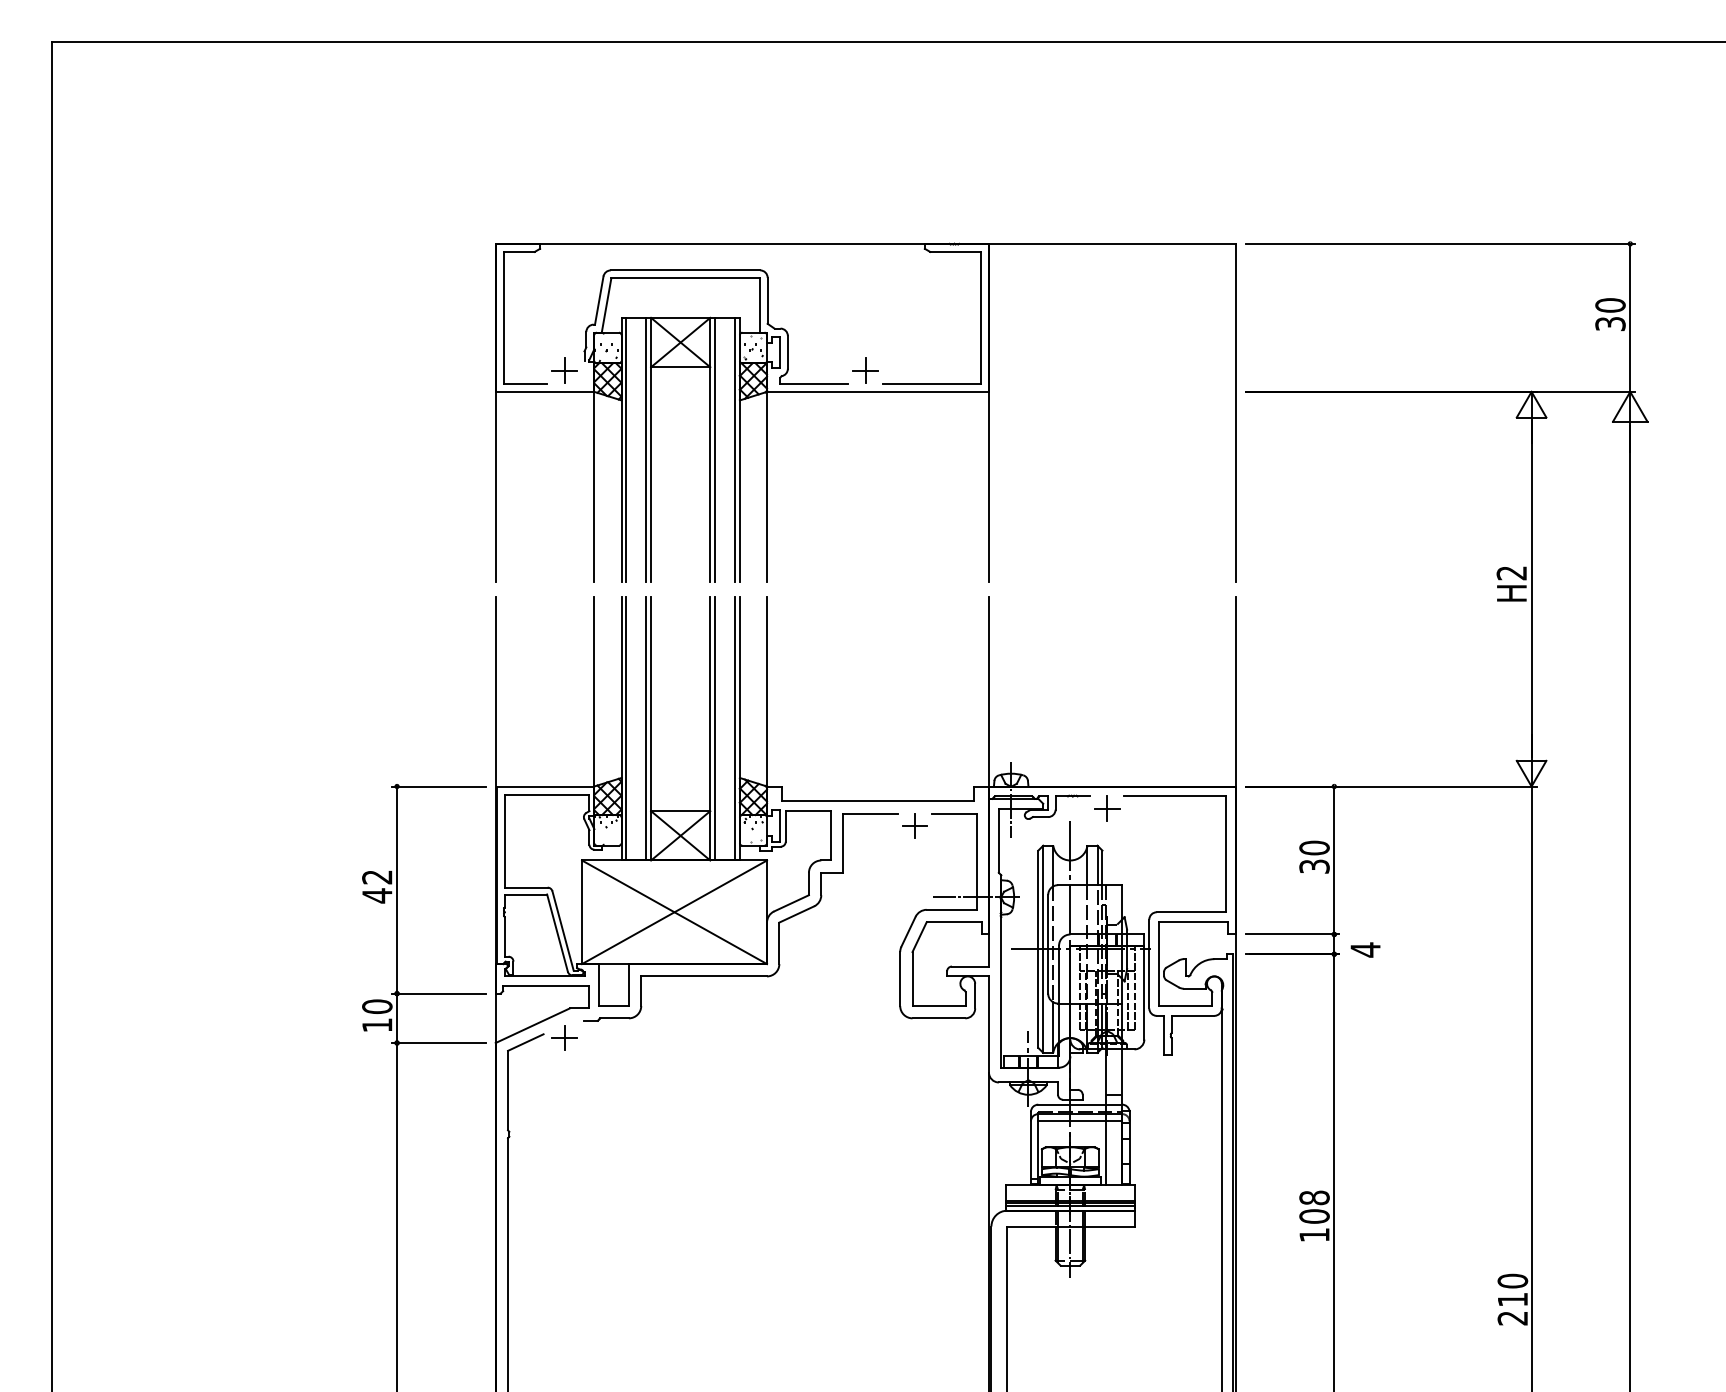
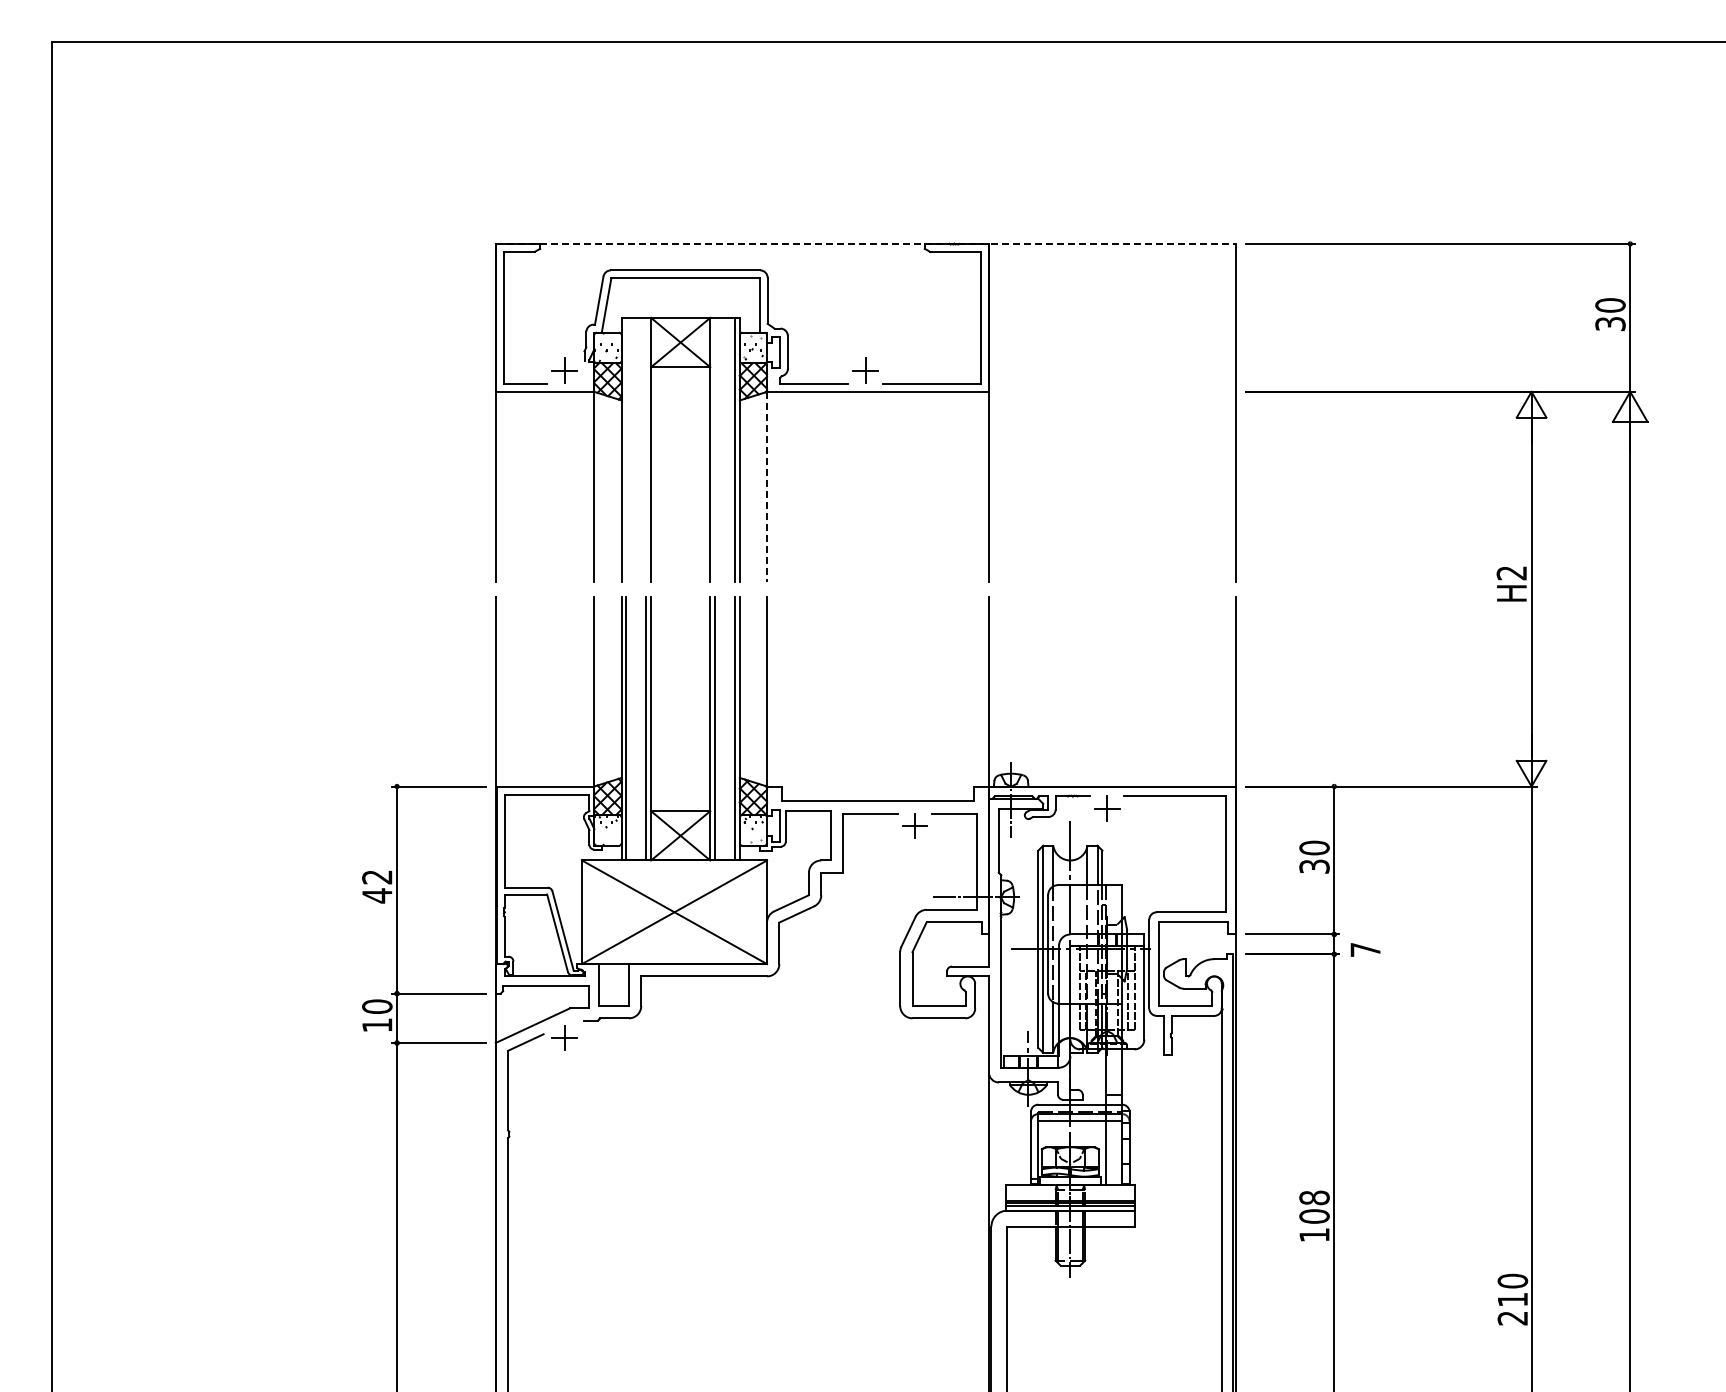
line: solid -> dashed (865, 243)
line: present -> none (626, 449)
line: present -> none (646, 449)
line: present -> none (715, 449)
line: solid -> dashed (767, 486)
text: 4 -> 7 (1365, 949)
